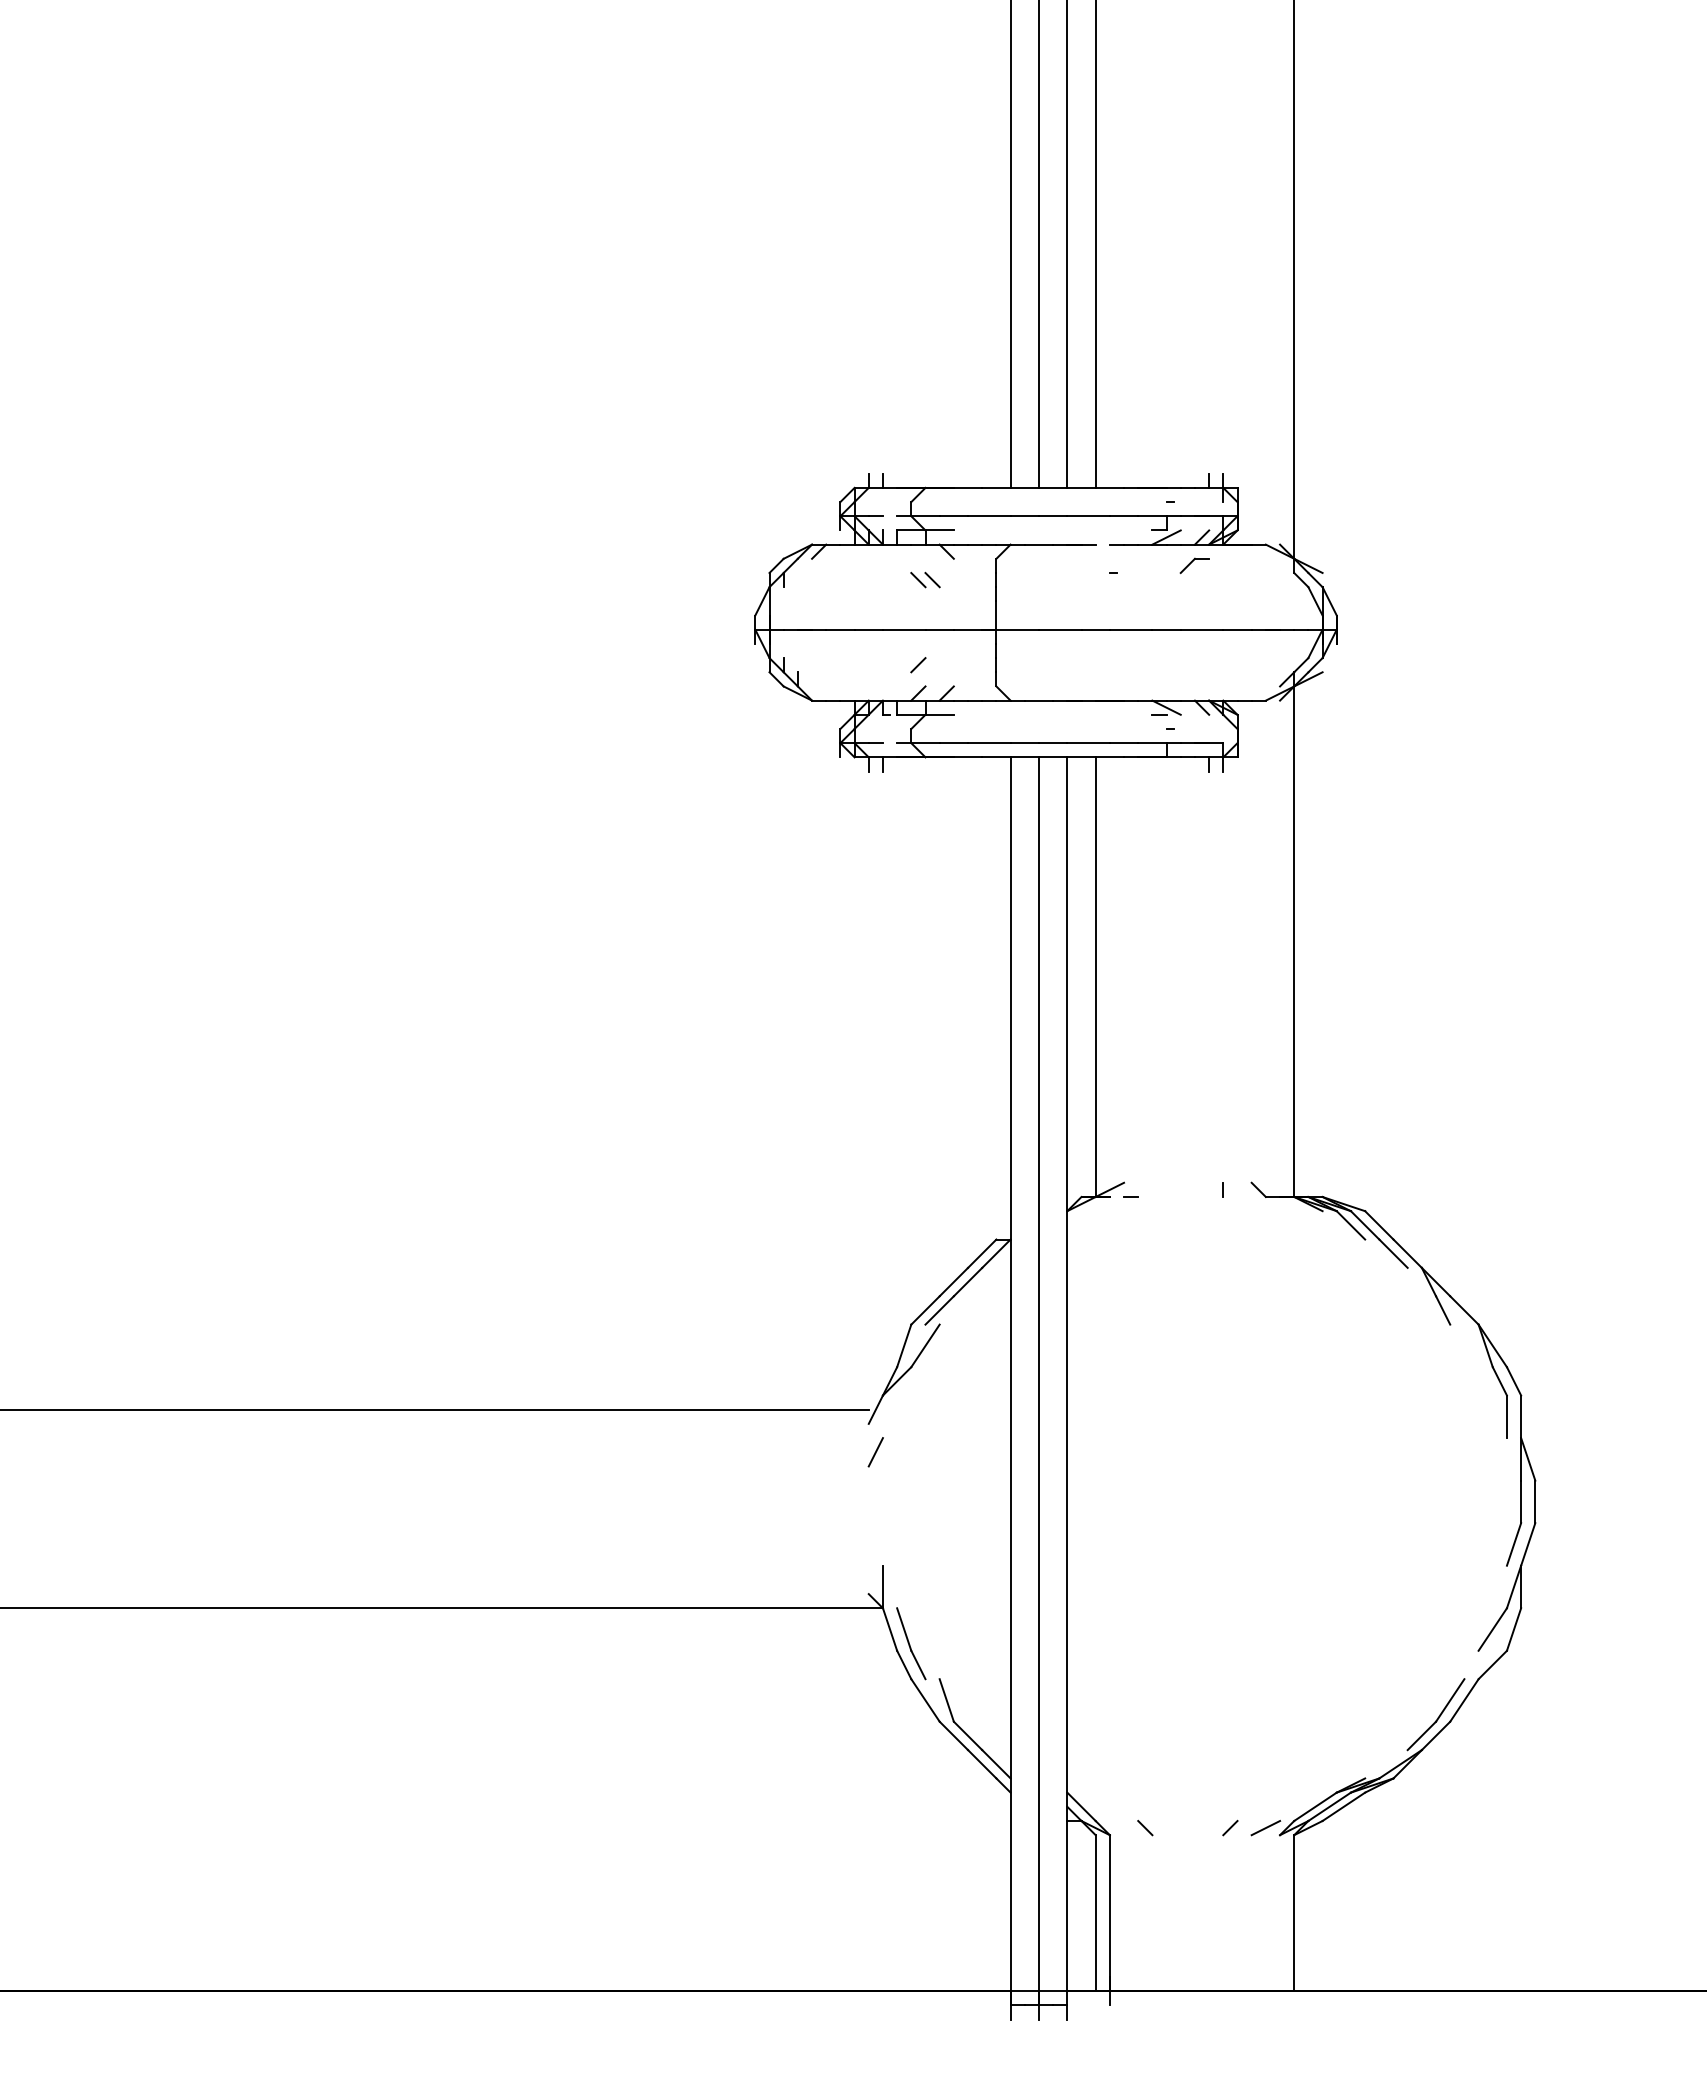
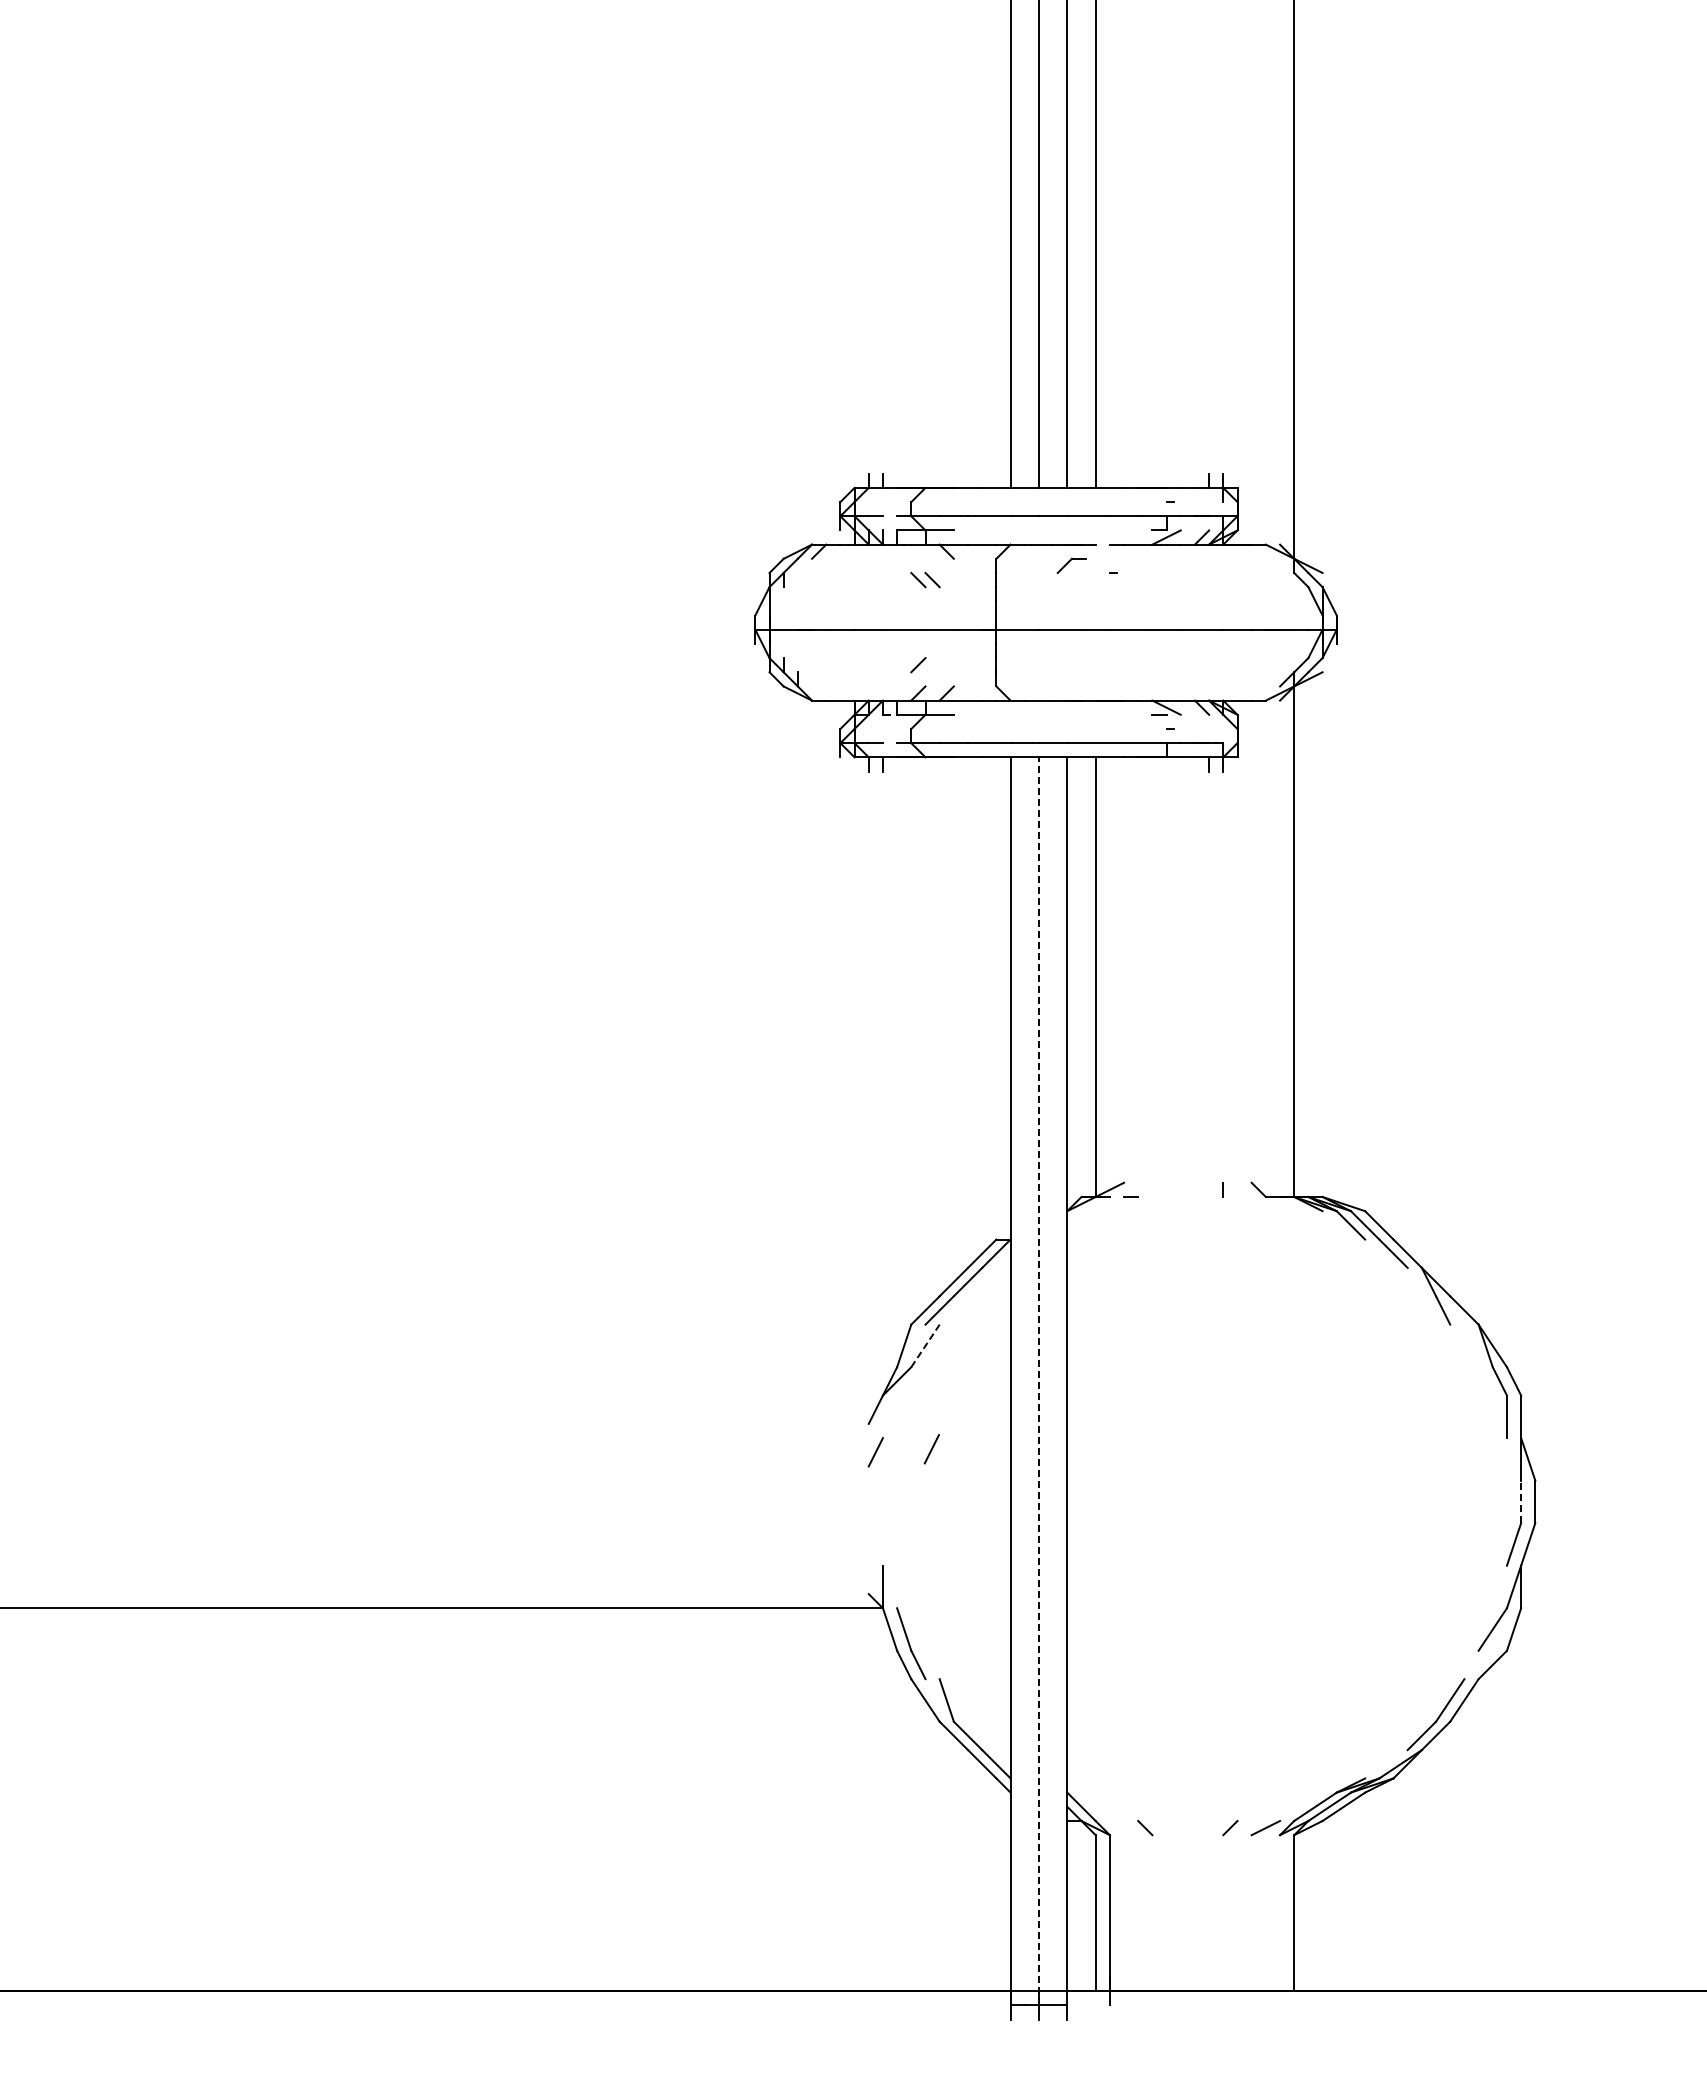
part position: (1194, 565) -> (1071, 565) (1071, 565)
line: solid -> dashed (925, 1345)
line: solid -> dashed (1038, 1381)
line: present -> none (435, 1409)
line: none -> present (931, 1449)
line: solid -> dashed (1521, 1501)
